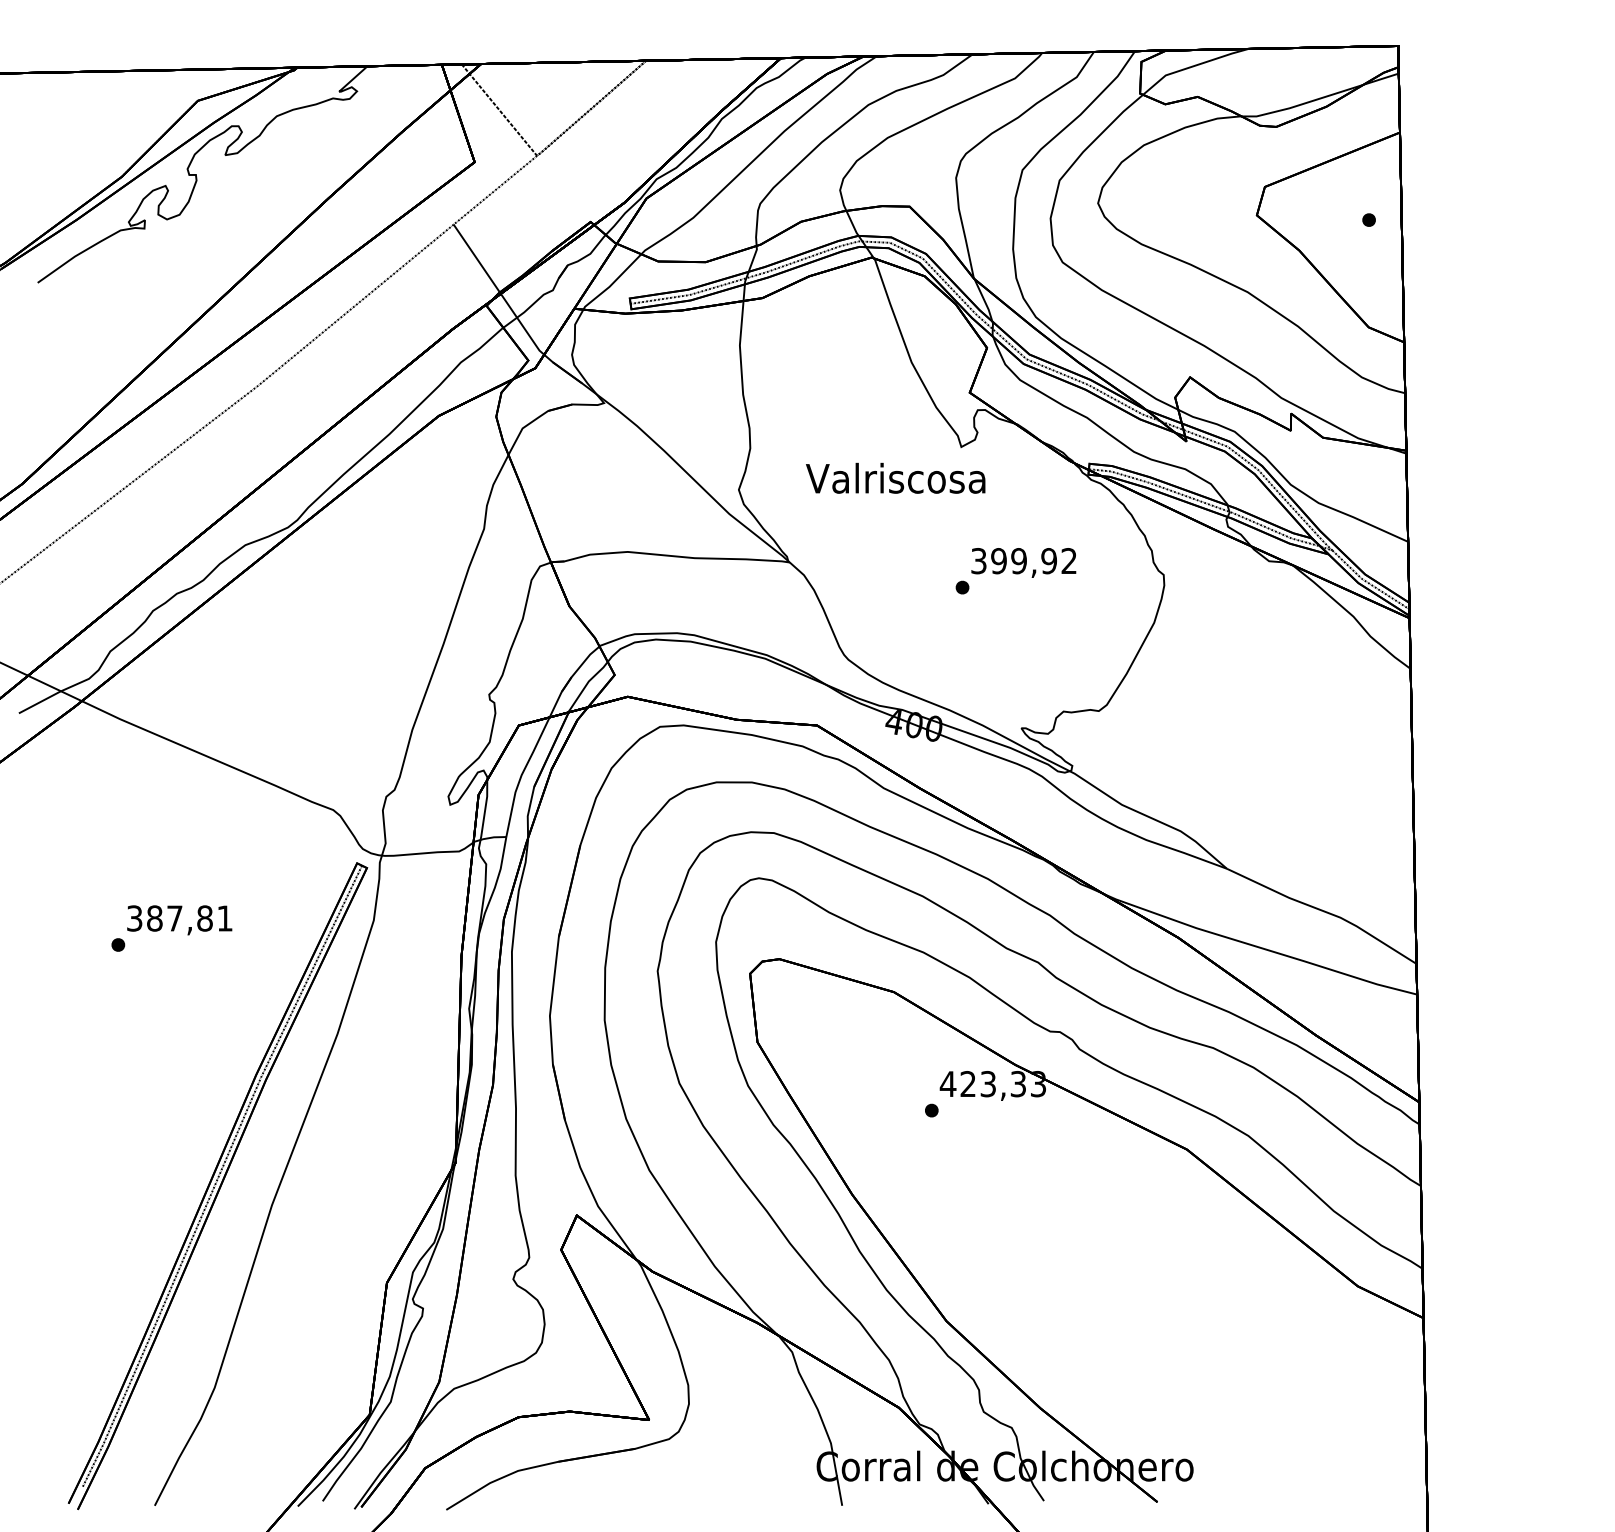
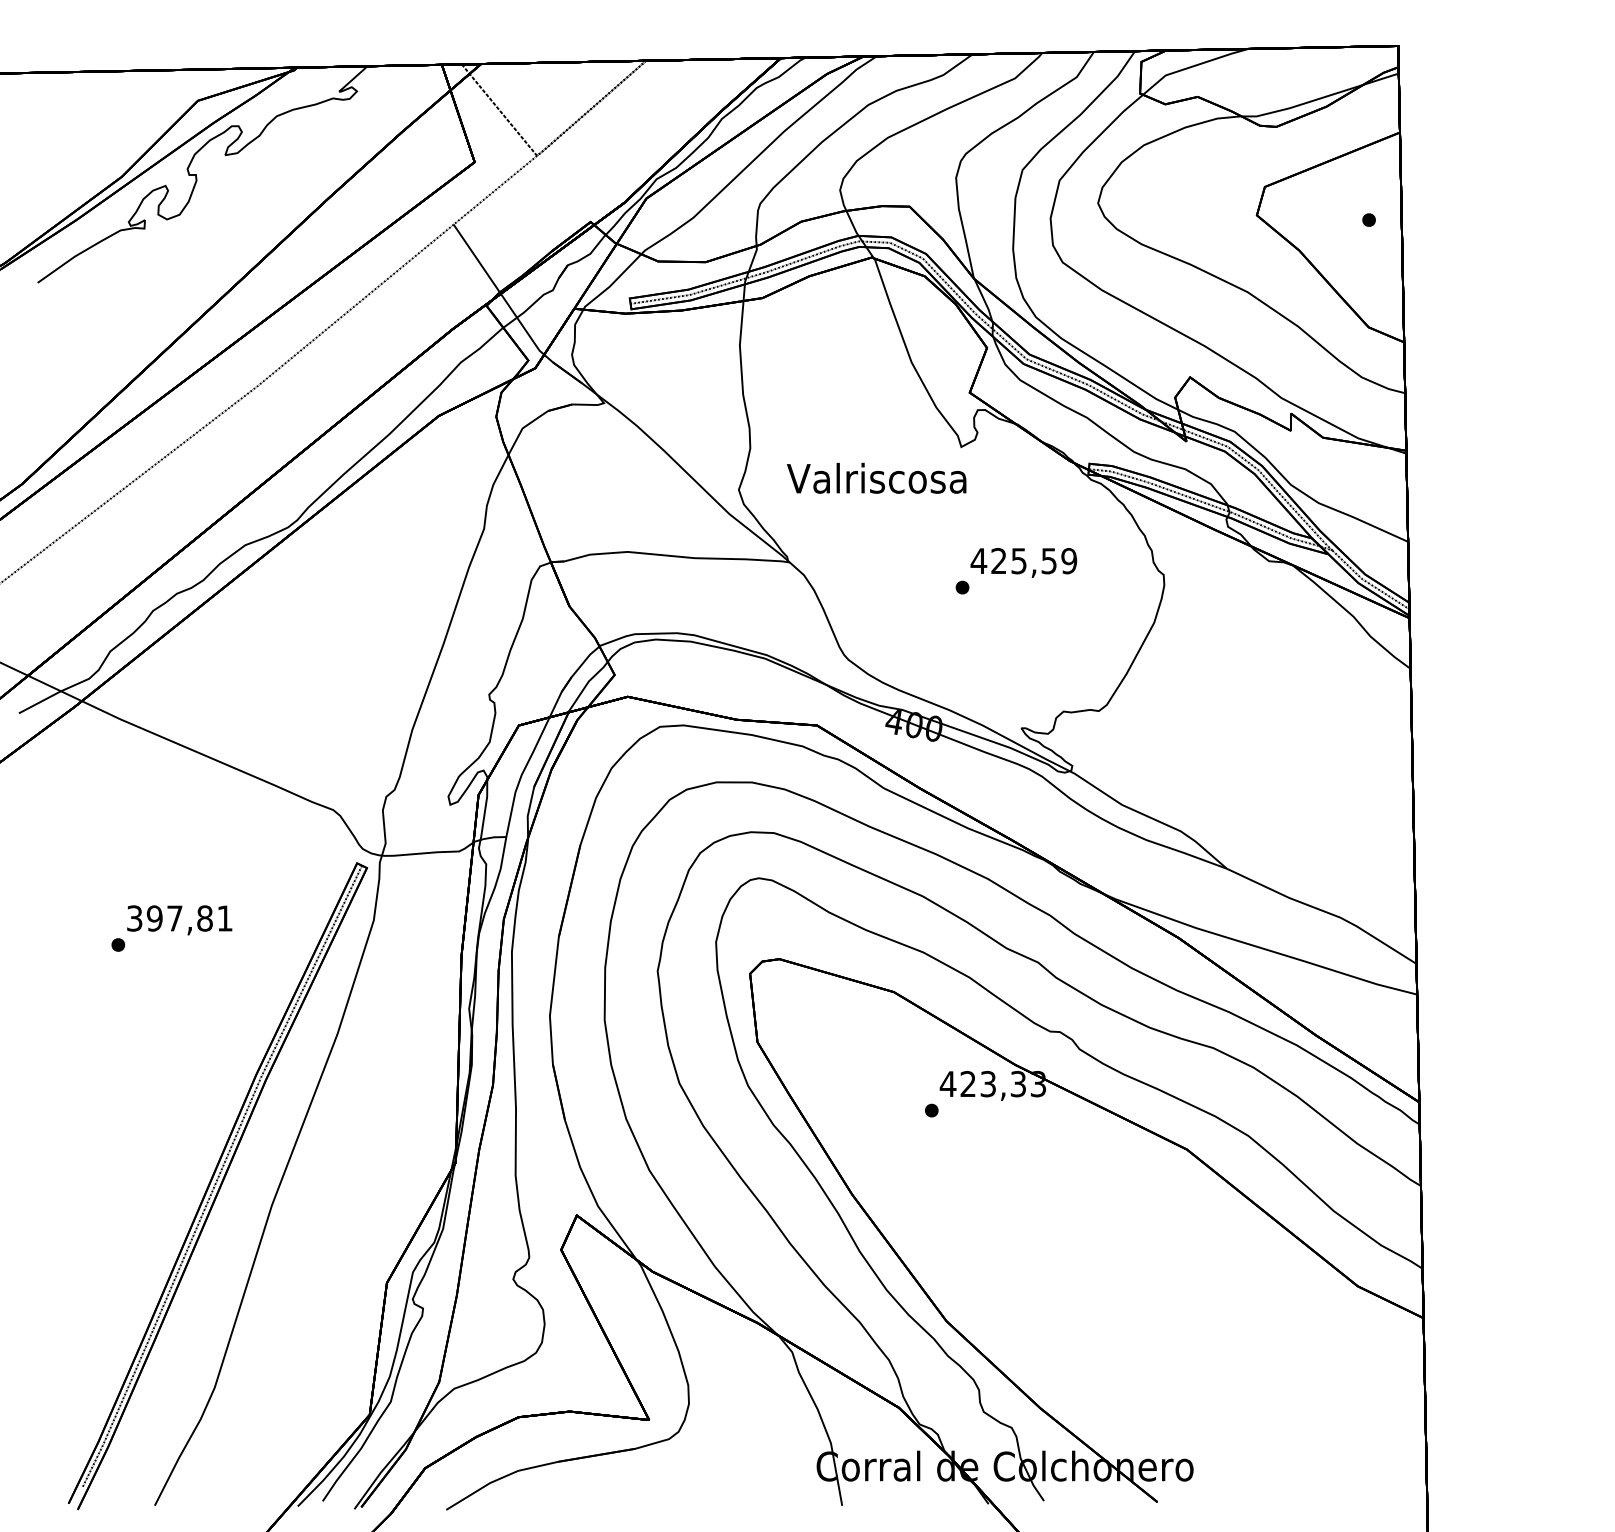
text position: (895, 477) -> (876, 477) (876, 477)
text: 399,92 -> 425,59 (1023, 561)
text: 387,81 -> 397,81 (154, 918)
